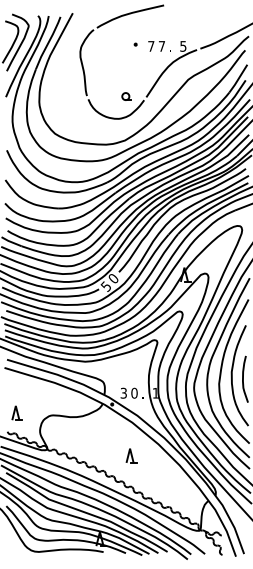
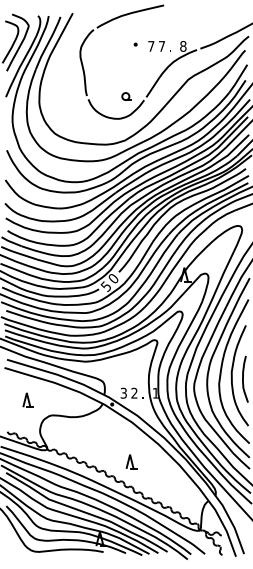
text: 5 -> 8 (183, 46)
text: 0 -> 2 (134, 392)
part position: (16, 412) -> (27, 399) (27, 399)
part position: (131, 455) -> (131, 461) (131, 461)
